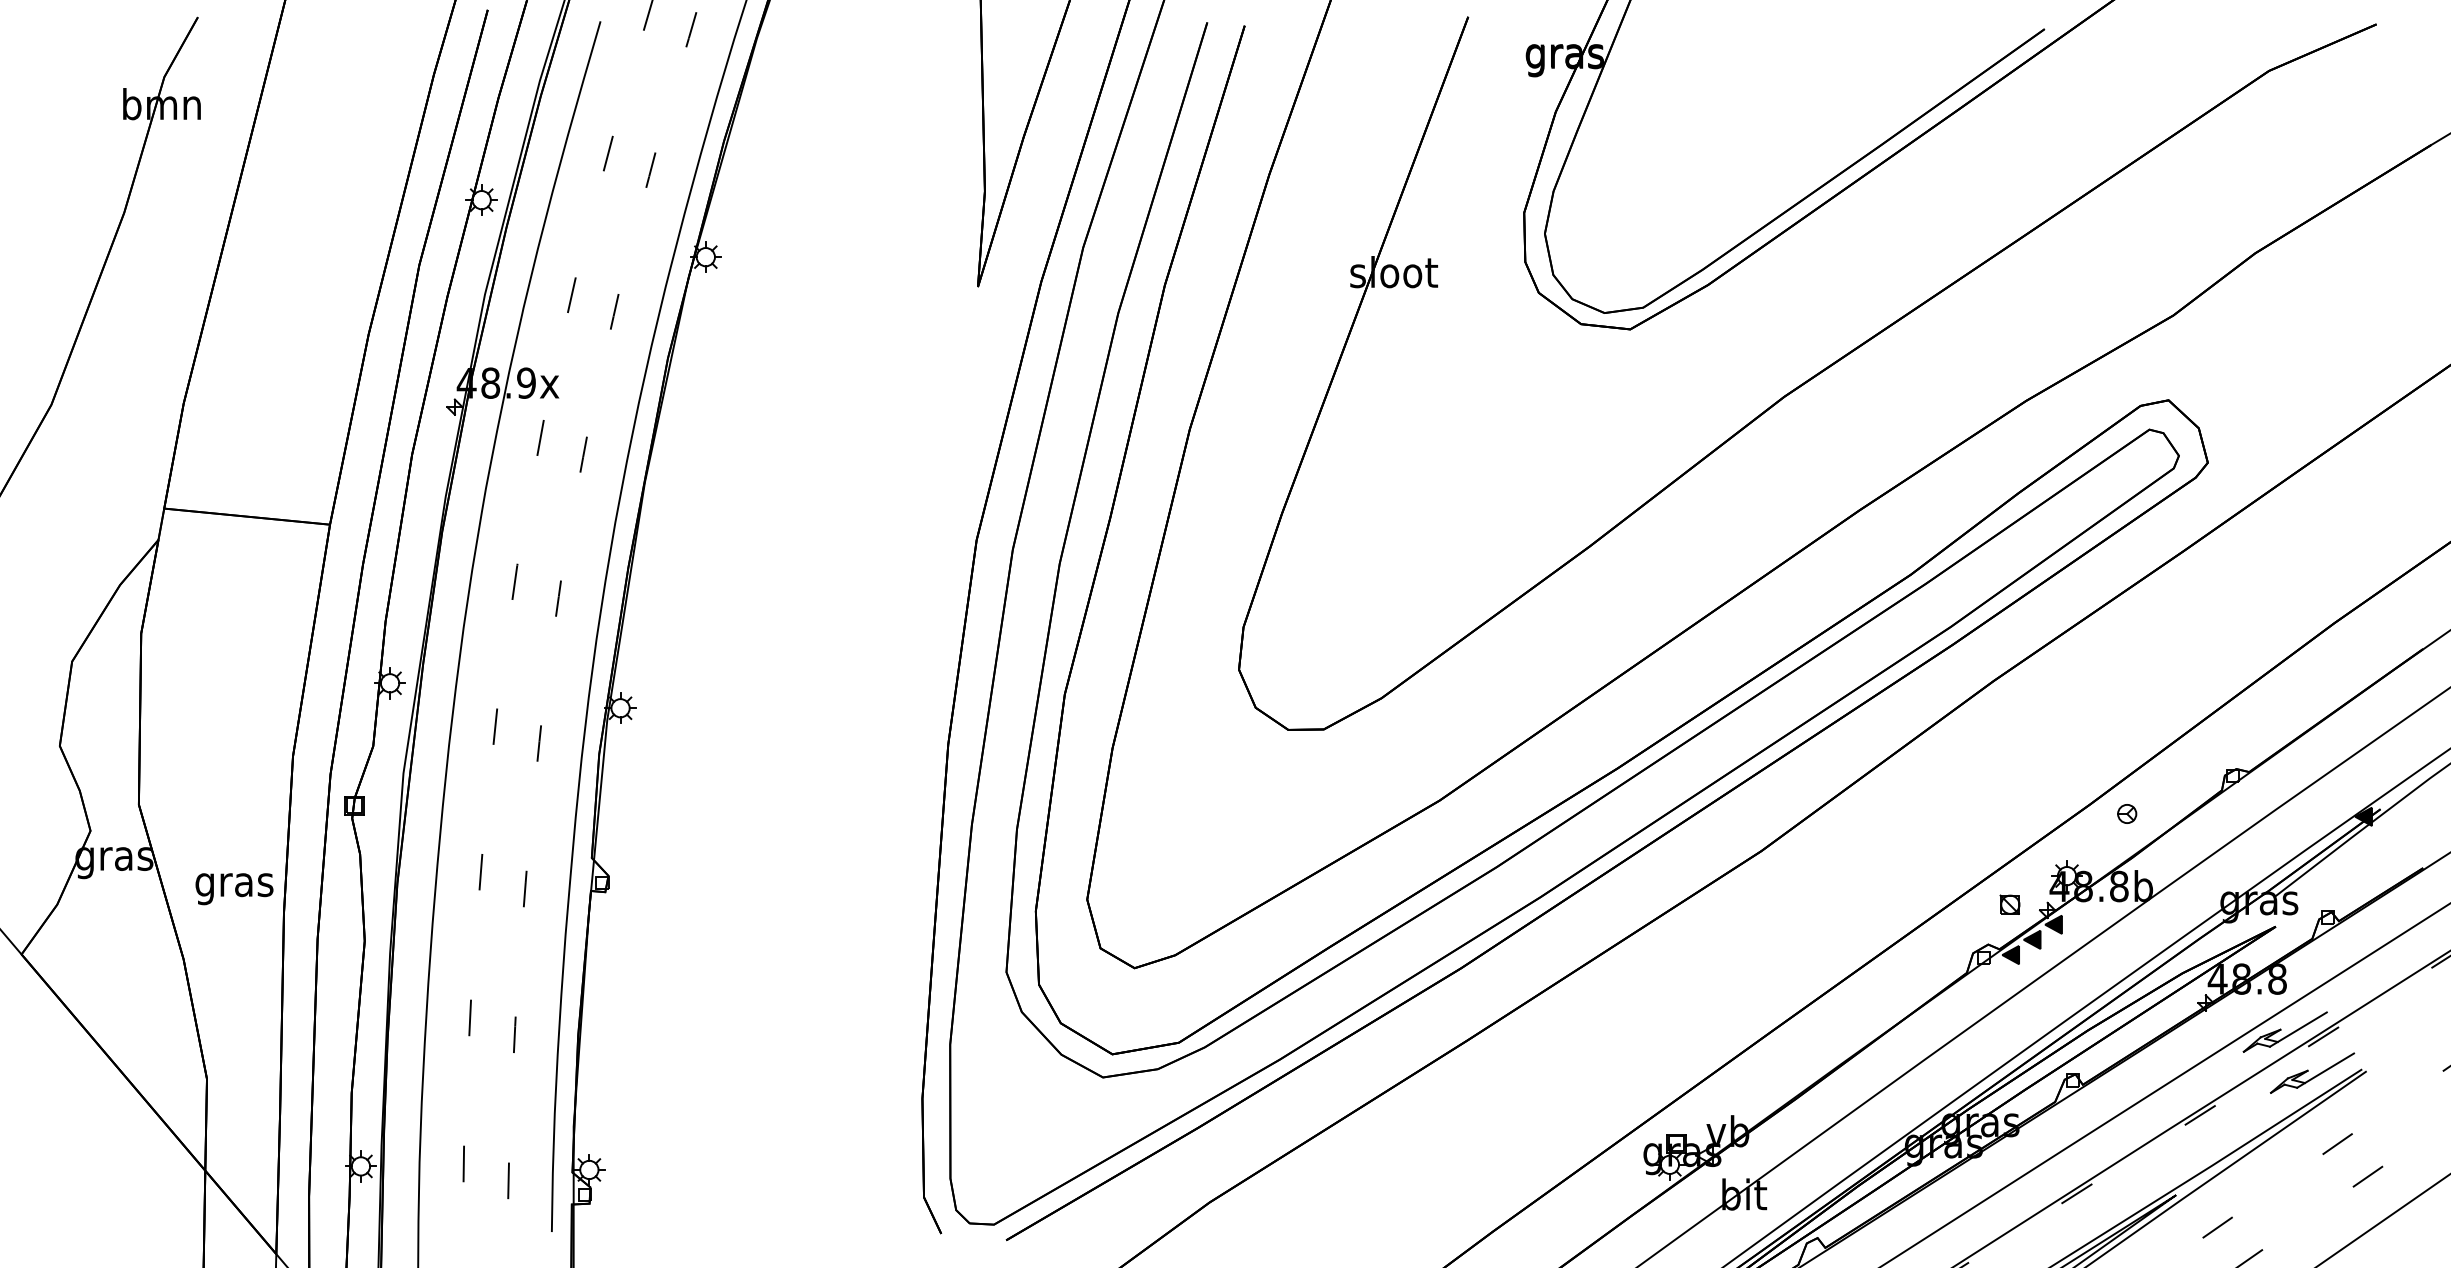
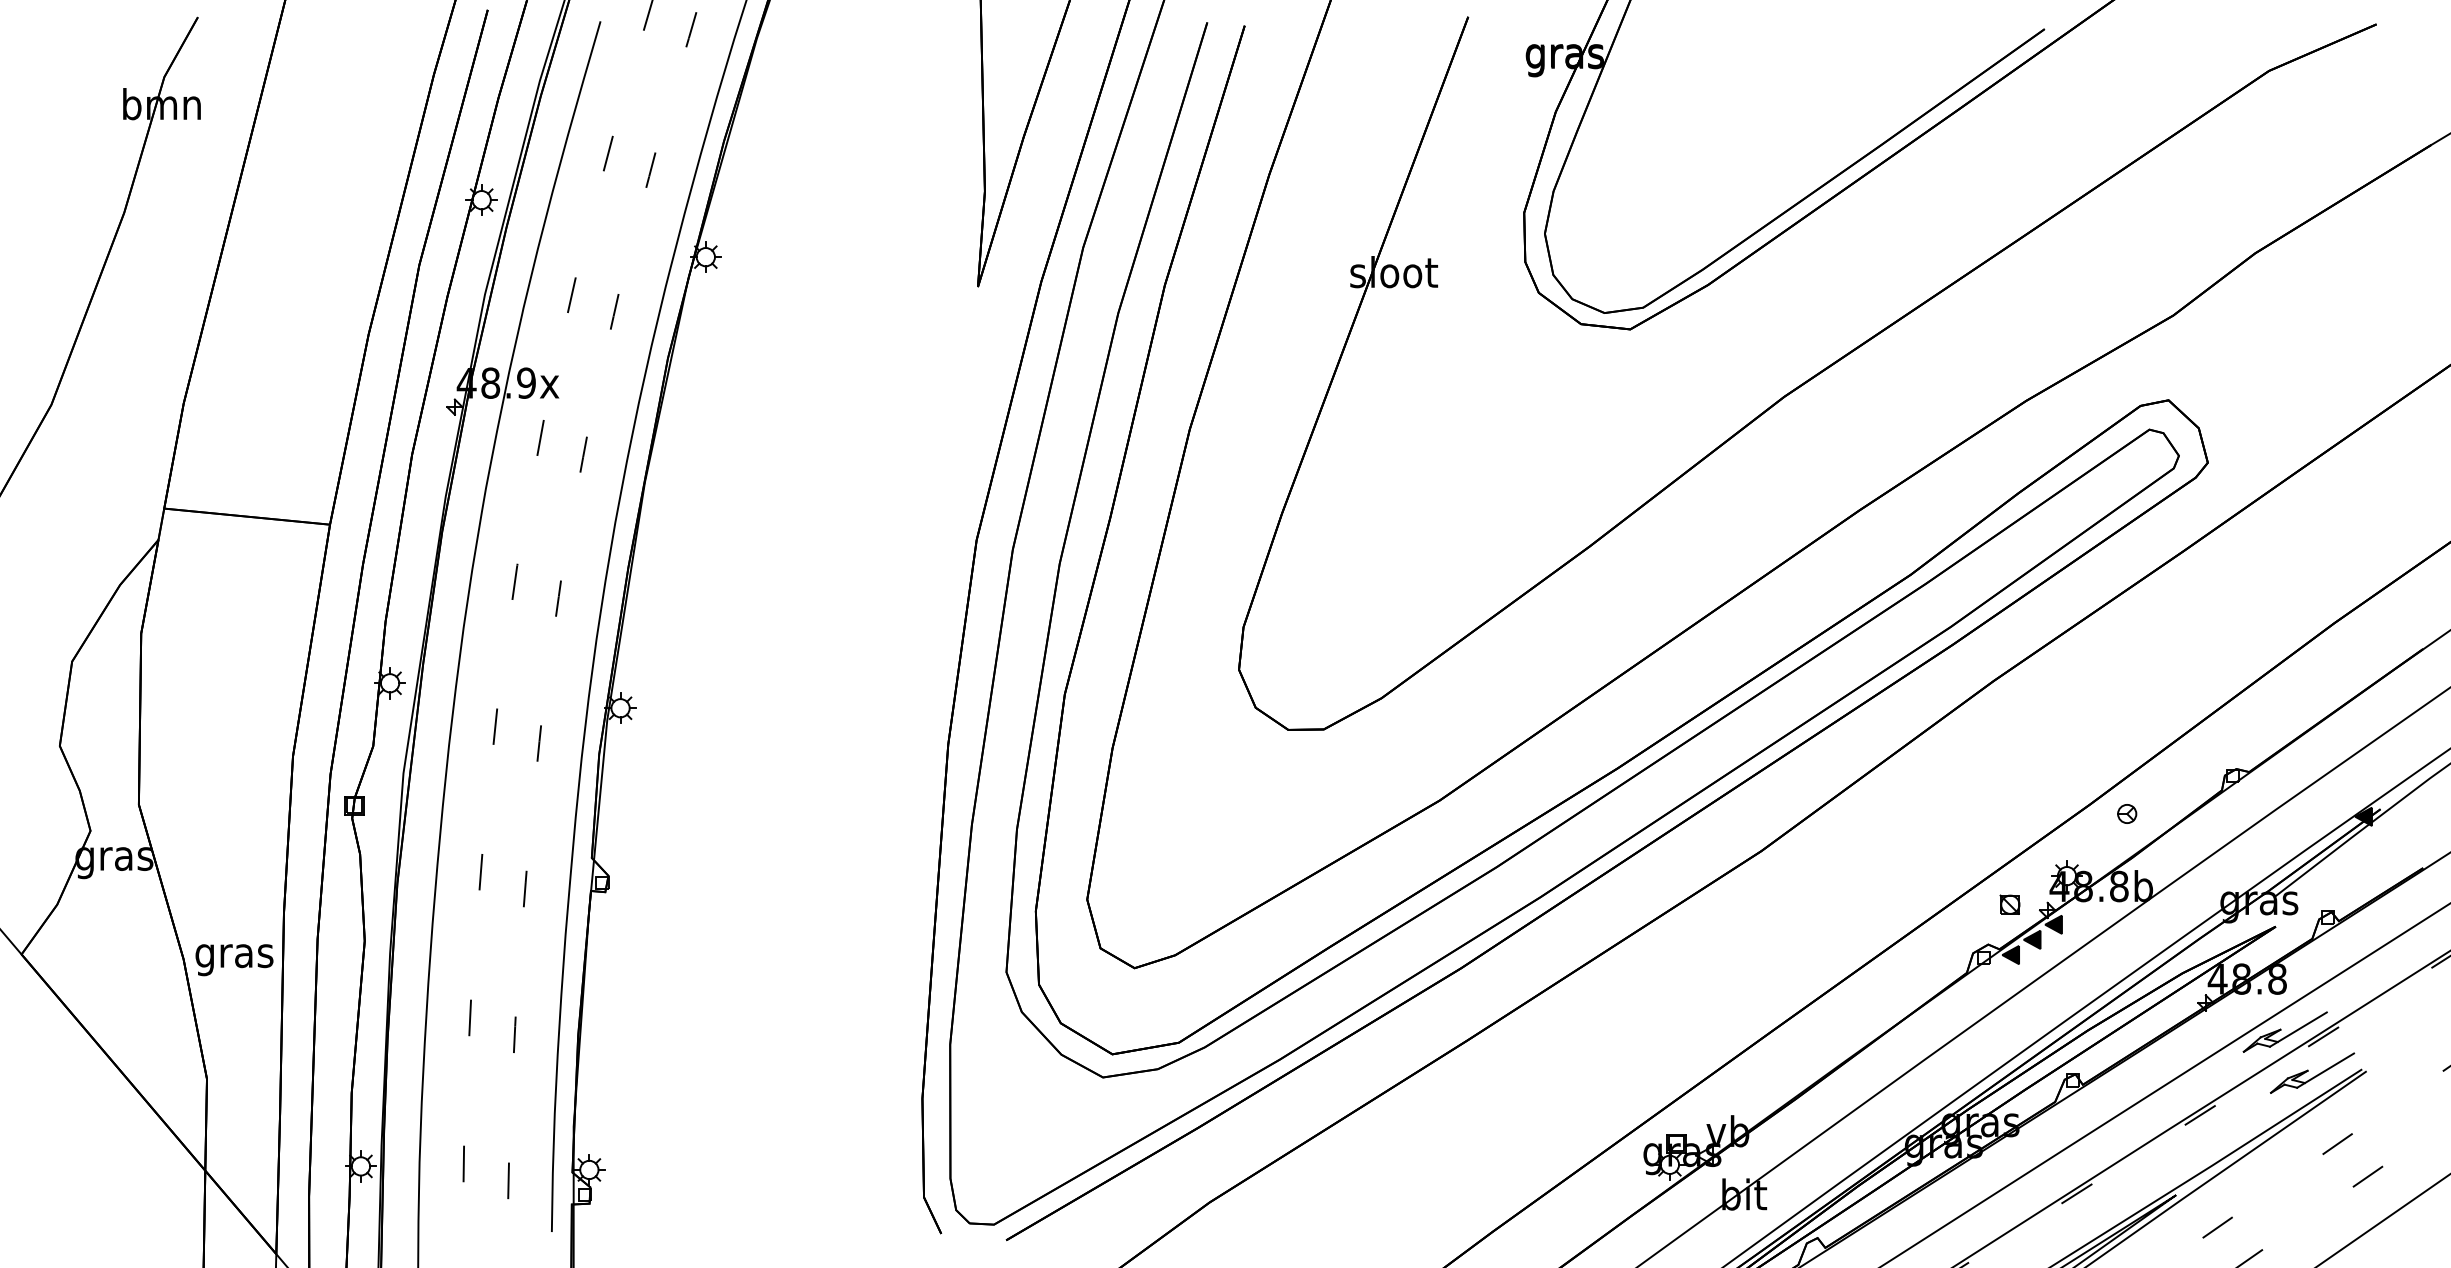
text position: (234, 889) -> (234, 960) (234, 960)
